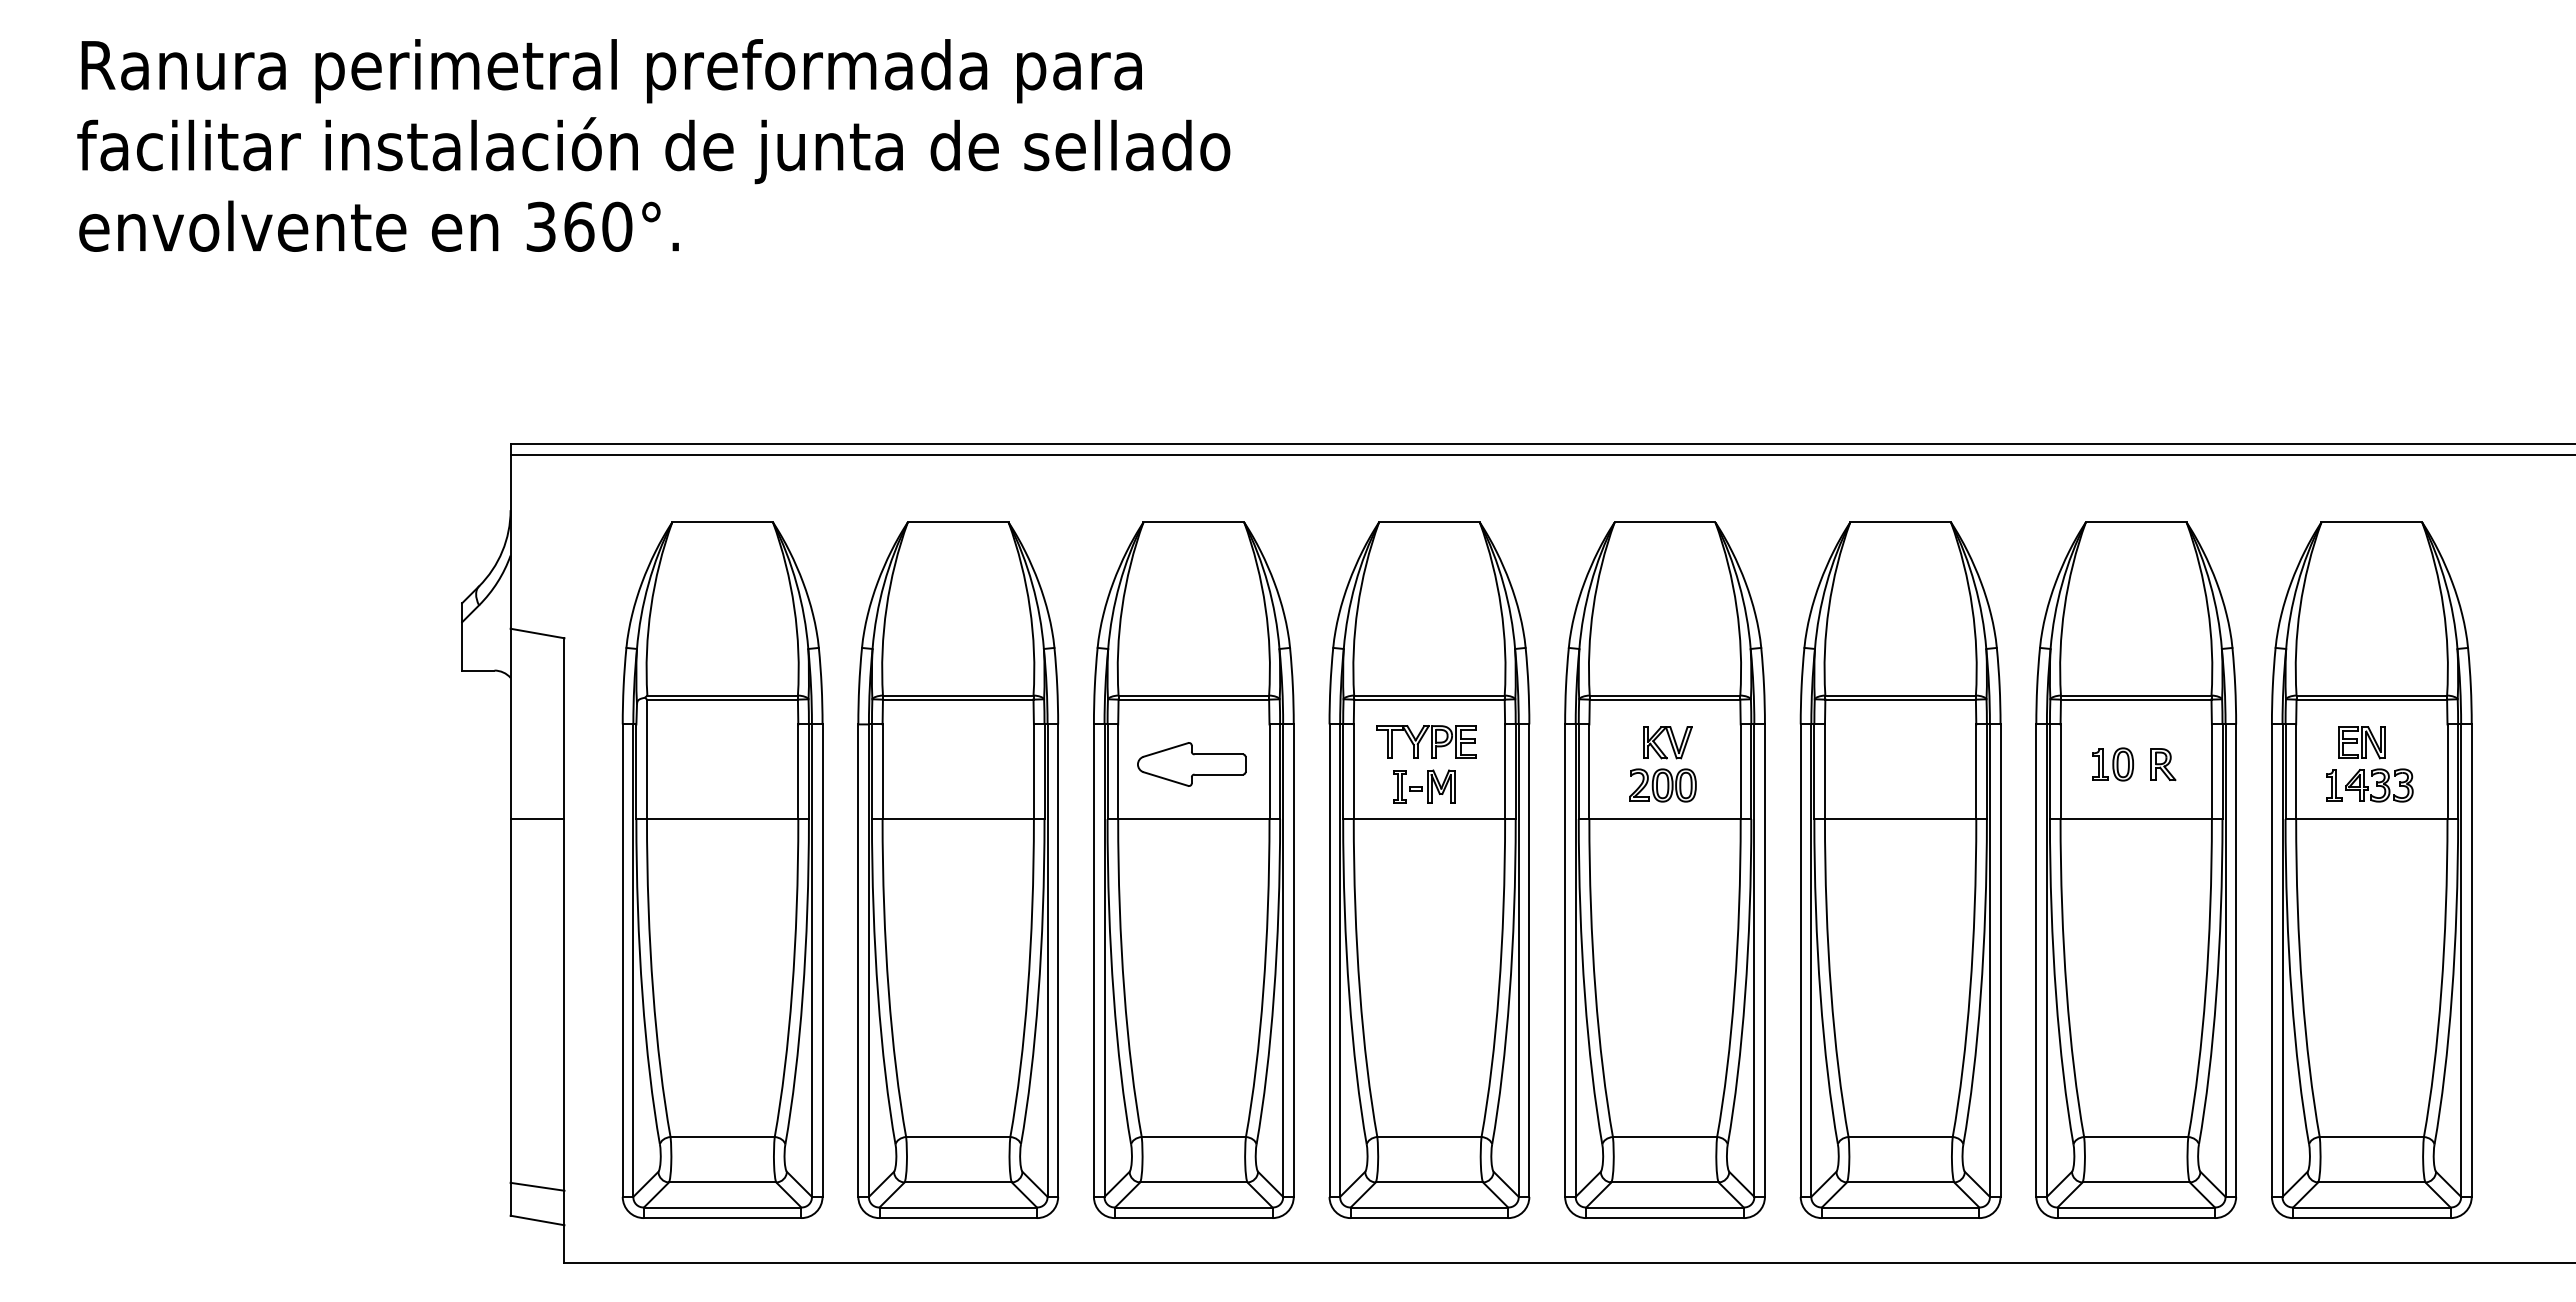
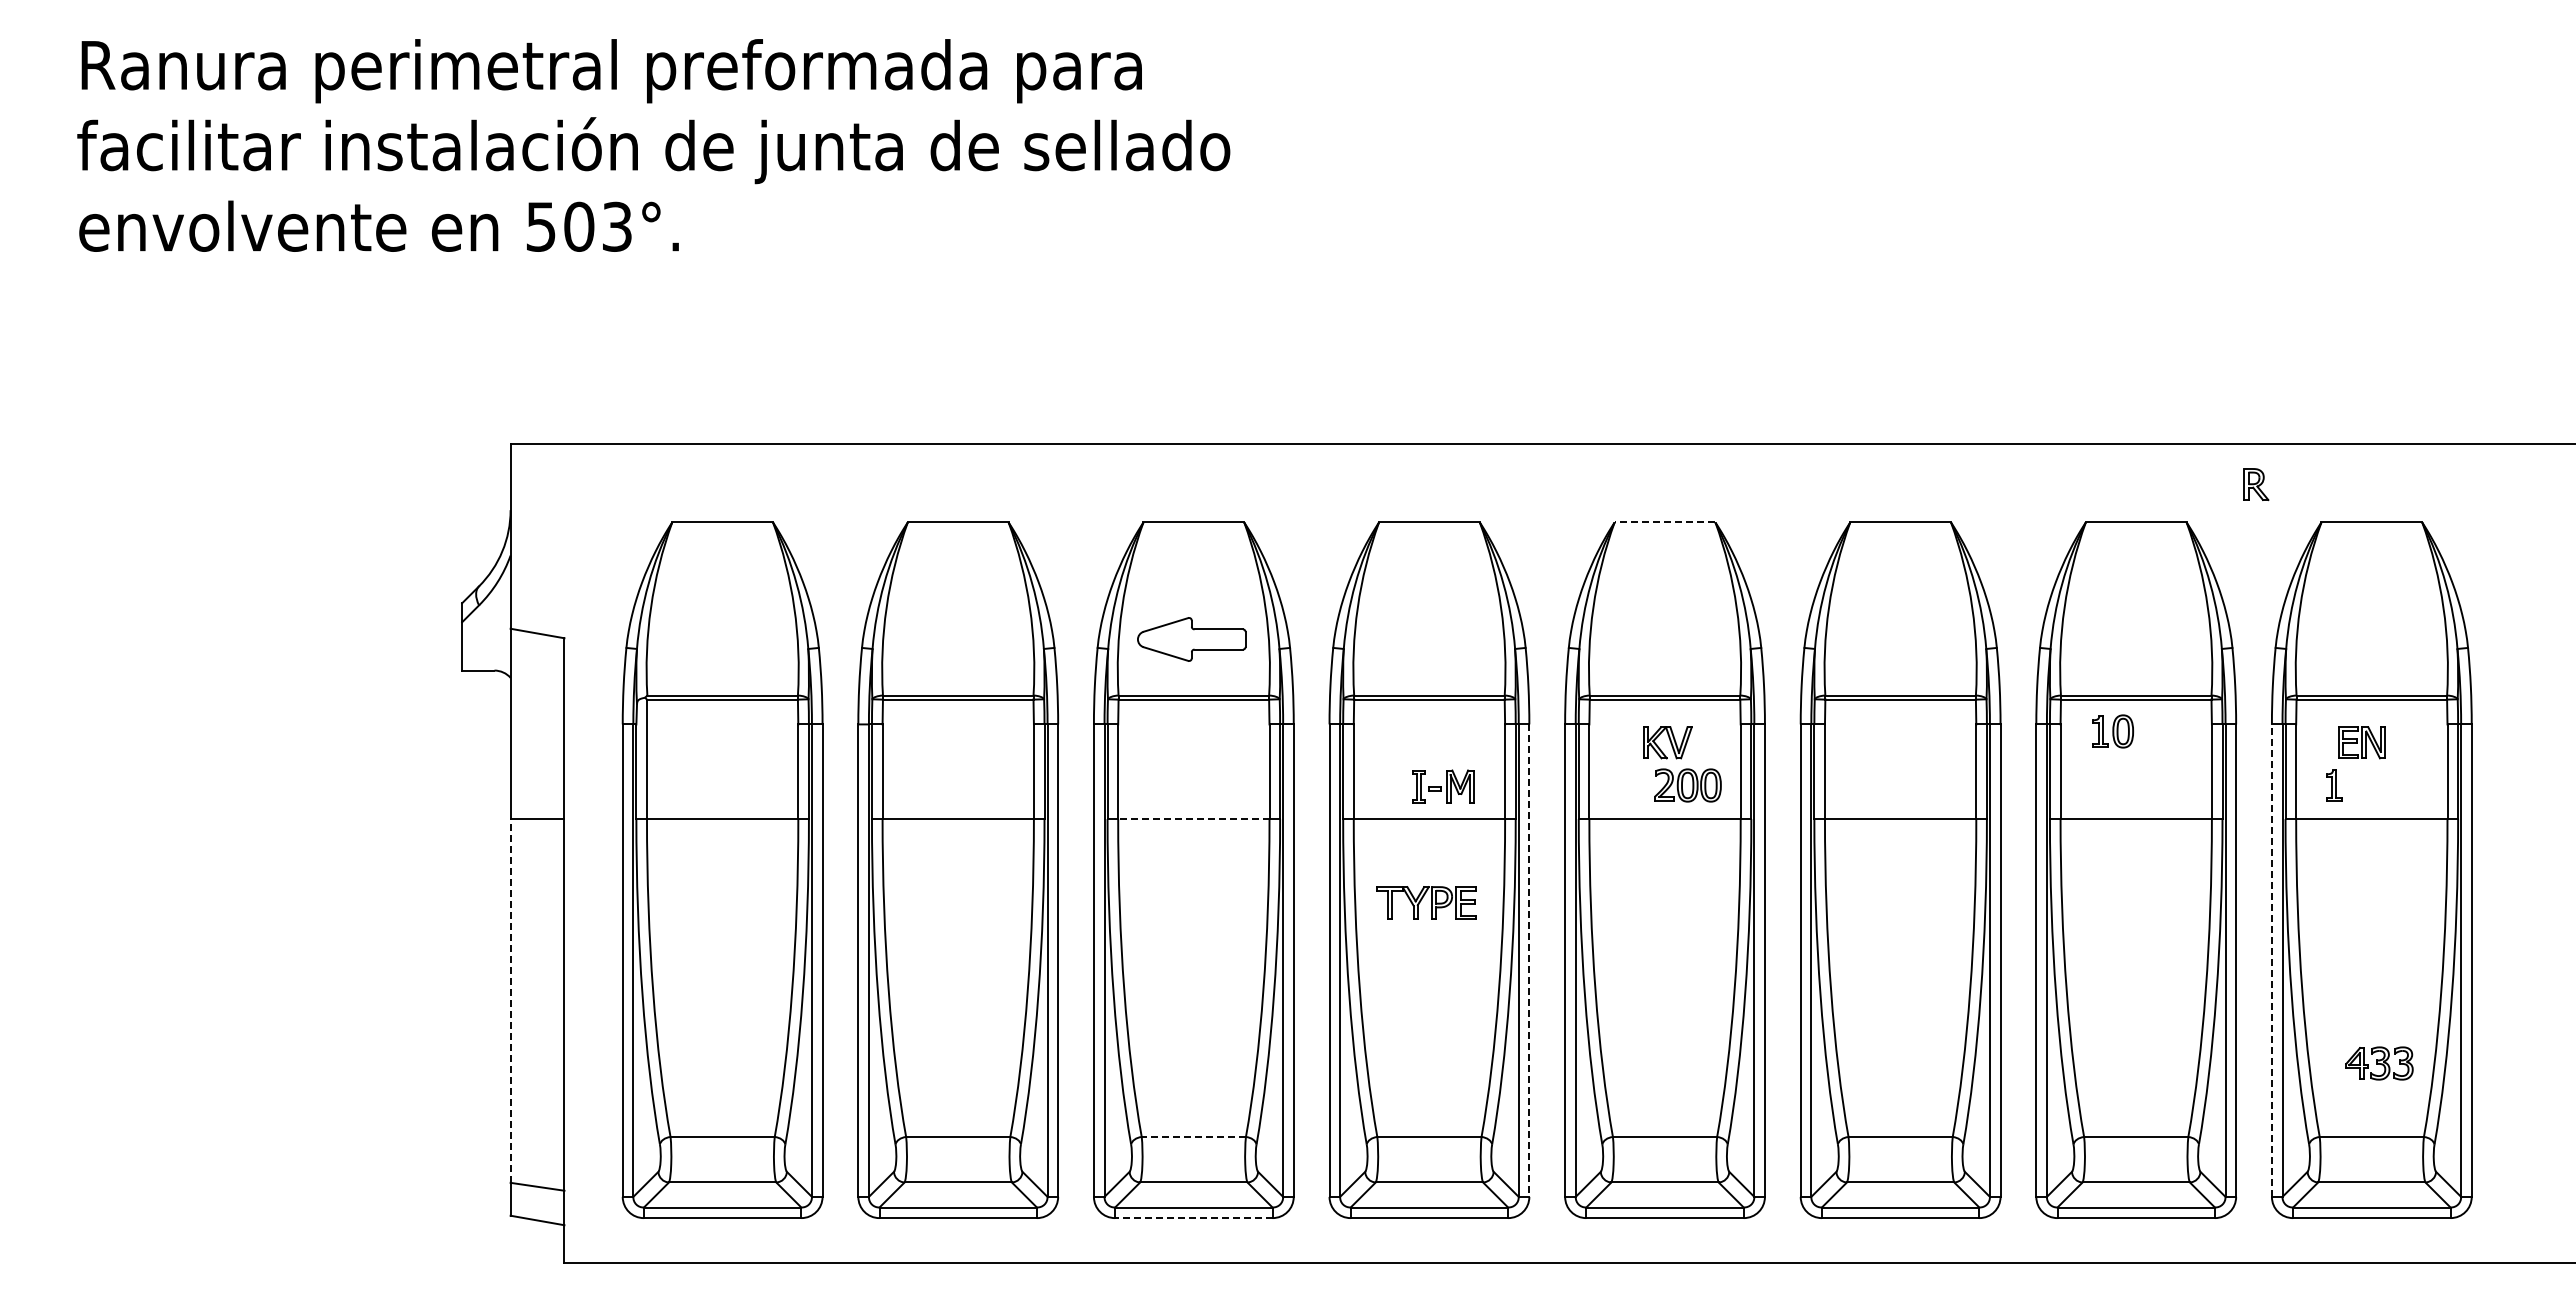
text: 360°. -> 503°. (579, 226)
line: present -> none (1541, 455)
line: solid -> dashed (1664, 522)
part position: (1426, 741) -> (1426, 902) (1426, 902)
part position: (1191, 764) -> (1191, 639) (1191, 639)
part position: (2113, 764) -> (2113, 731) (2113, 731)
part position: (2163, 764) -> (2256, 484) (2256, 484)
part position: (1662, 785) -> (1687, 785) (1687, 785)
part position: (2379, 785) -> (2379, 1063) (2379, 1063)
part position: (1424, 786) -> (1443, 786) (1443, 786)
line: solid -> dashed (1193, 819)
line: solid -> dashed (2271, 960)
line: solid -> dashed (1529, 961)
line: solid -> dashed (510, 1000)
line: solid -> dashed (1193, 1137)
line: solid -> dashed (1193, 1218)
